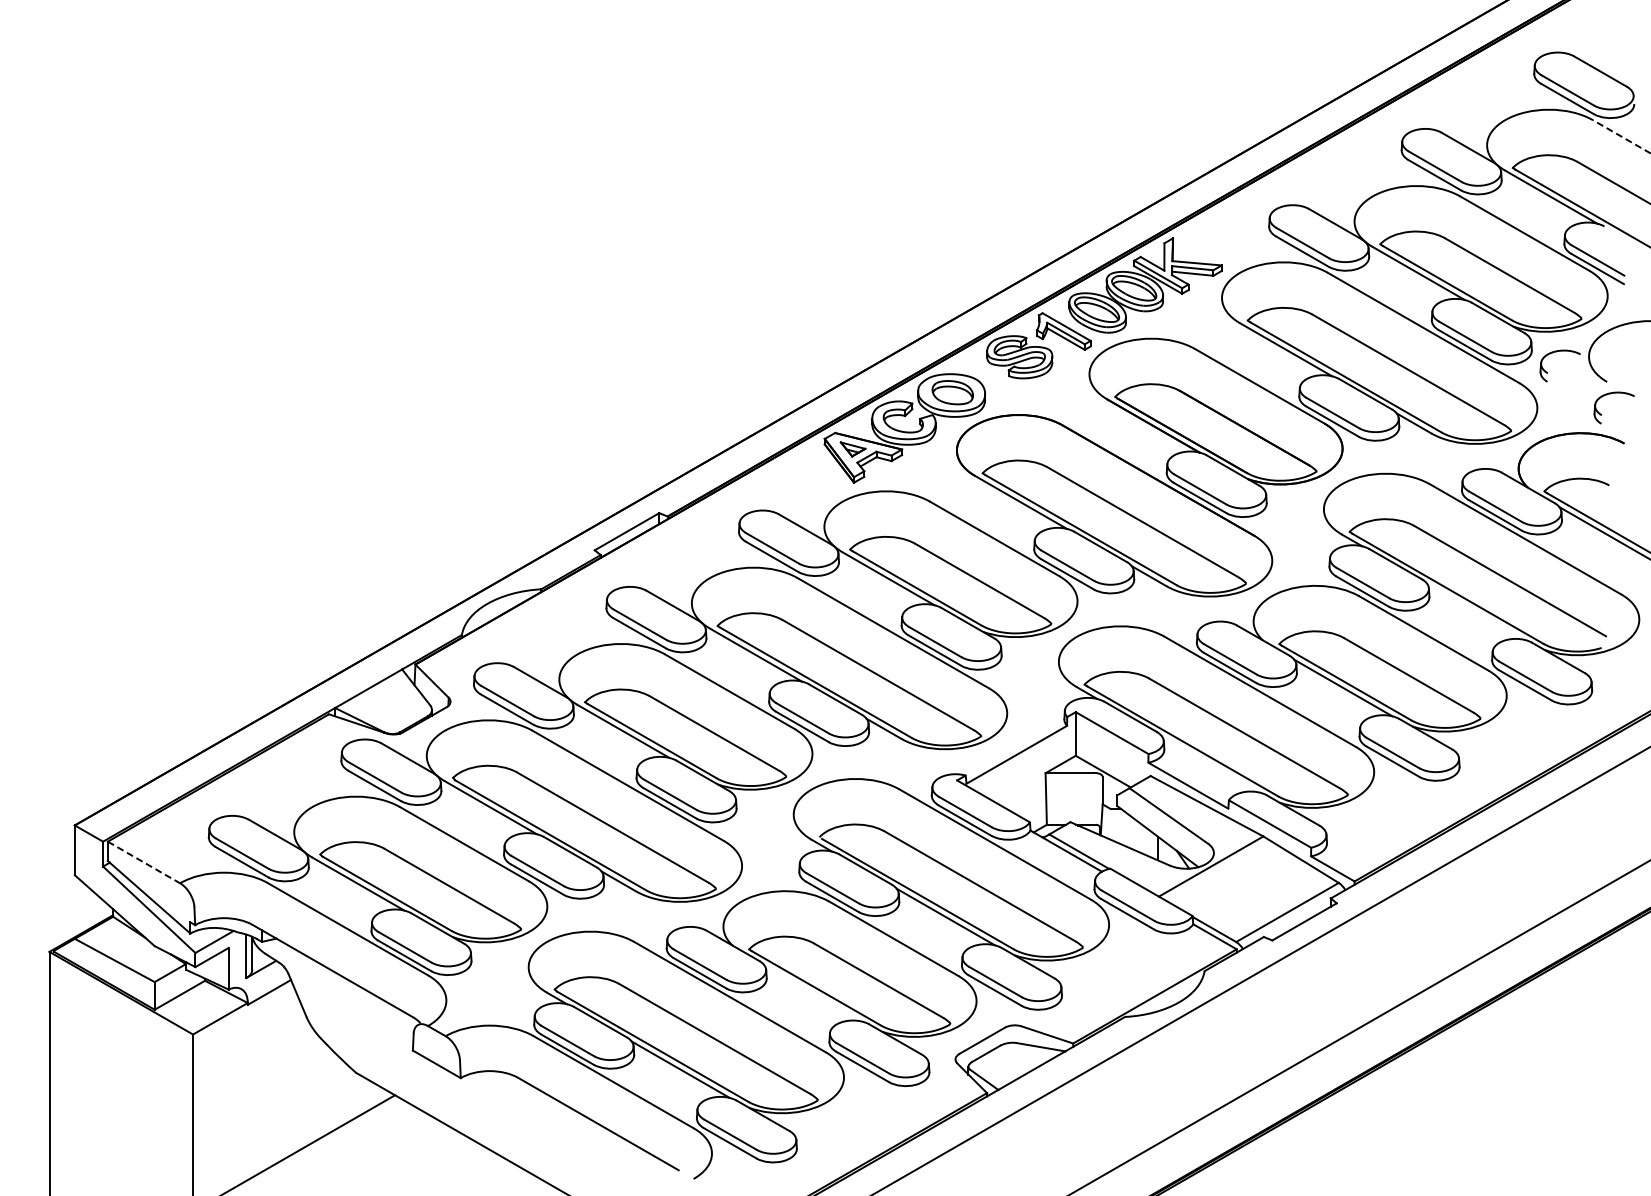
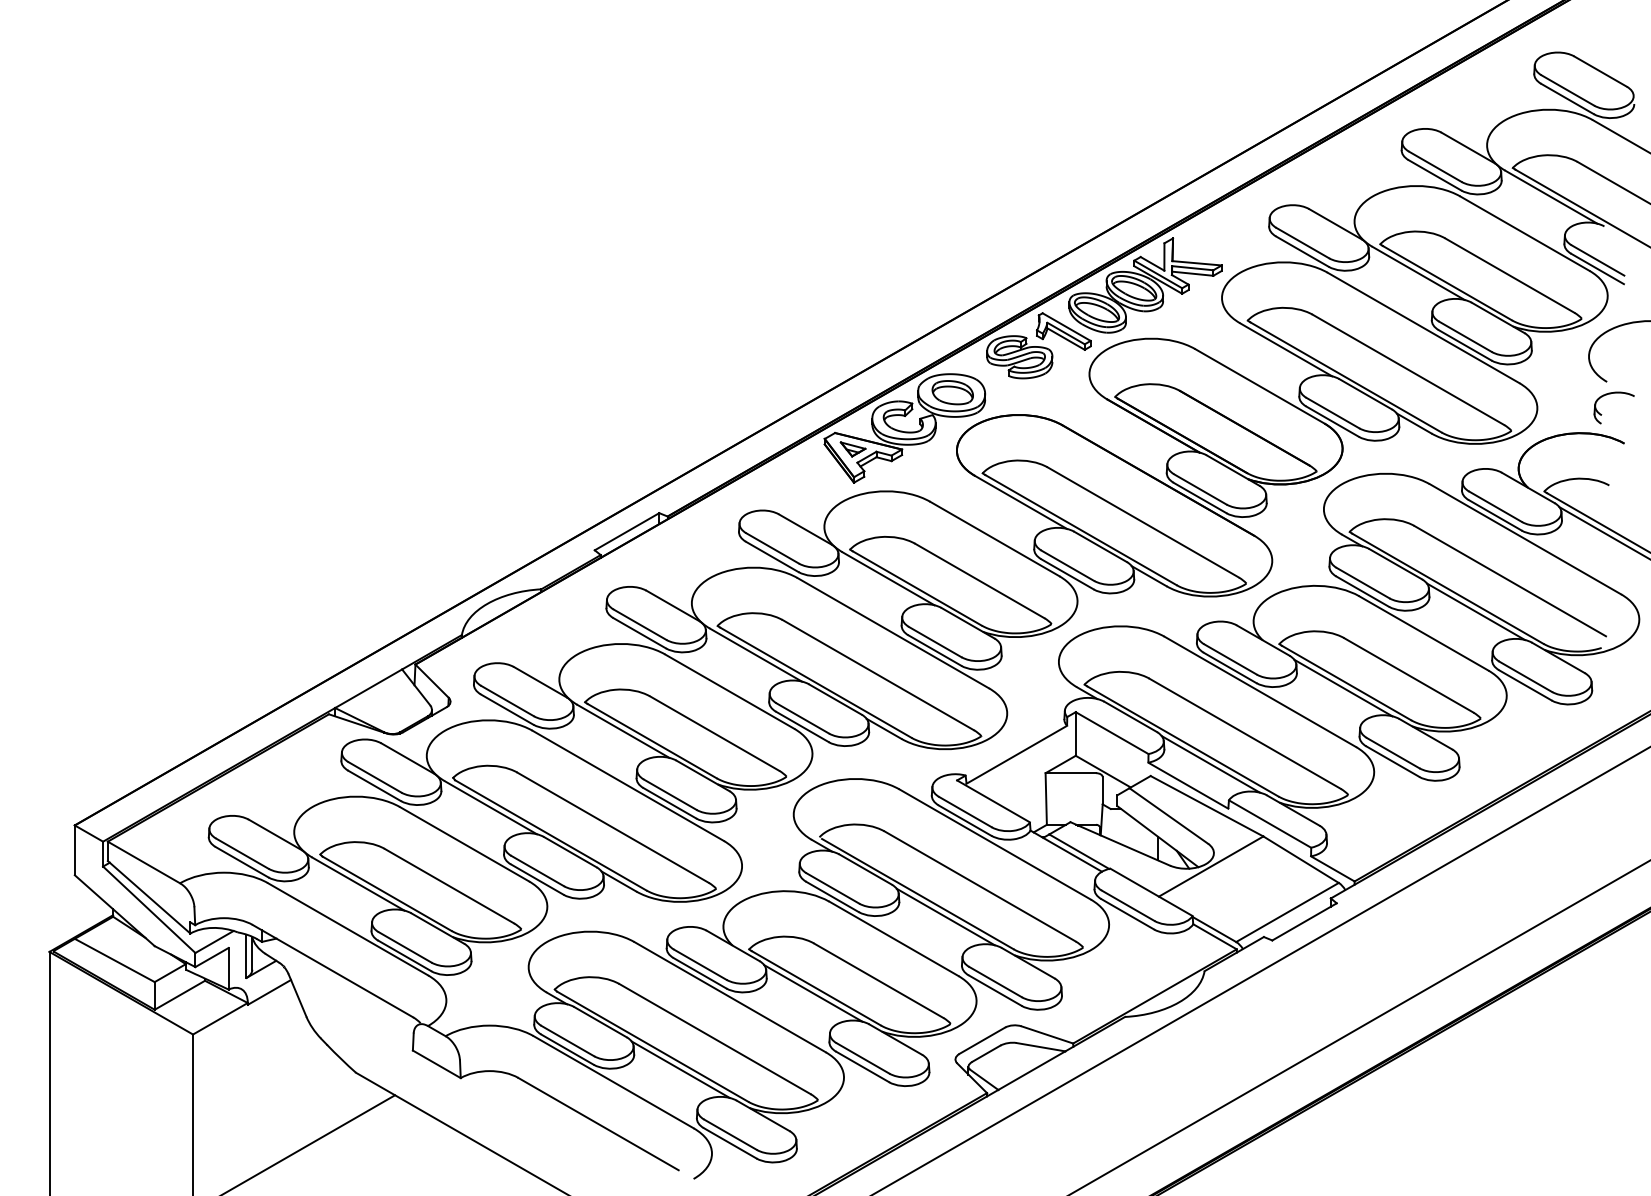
line: dashed -> solid (1621, 136)
part: present -> none (1548, 372)
line: none -> present (1475, 611)
line: none -> present (1210, 764)
line: dashed -> solid (143, 862)
line: none -> present (813, 993)
